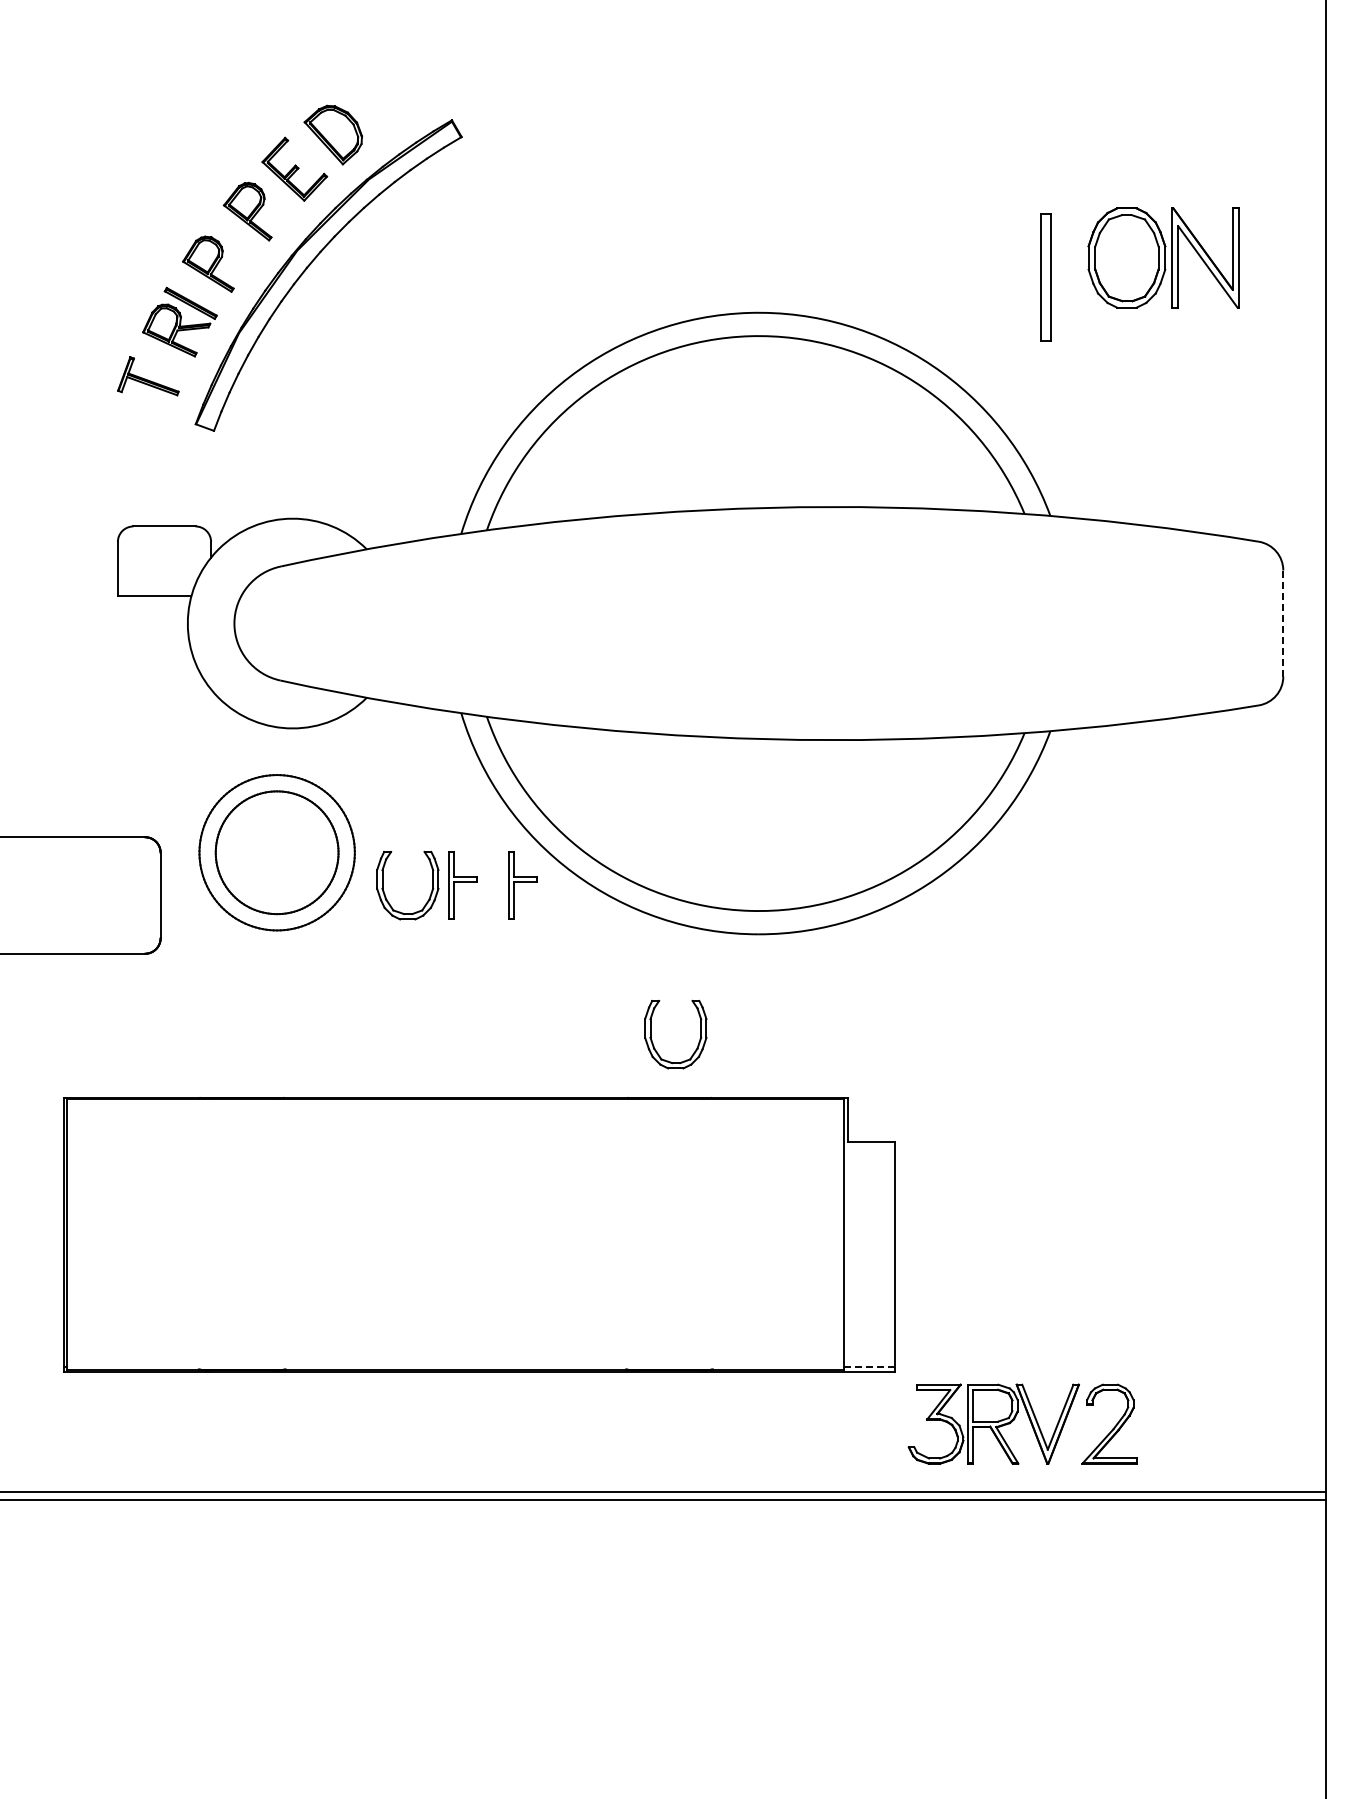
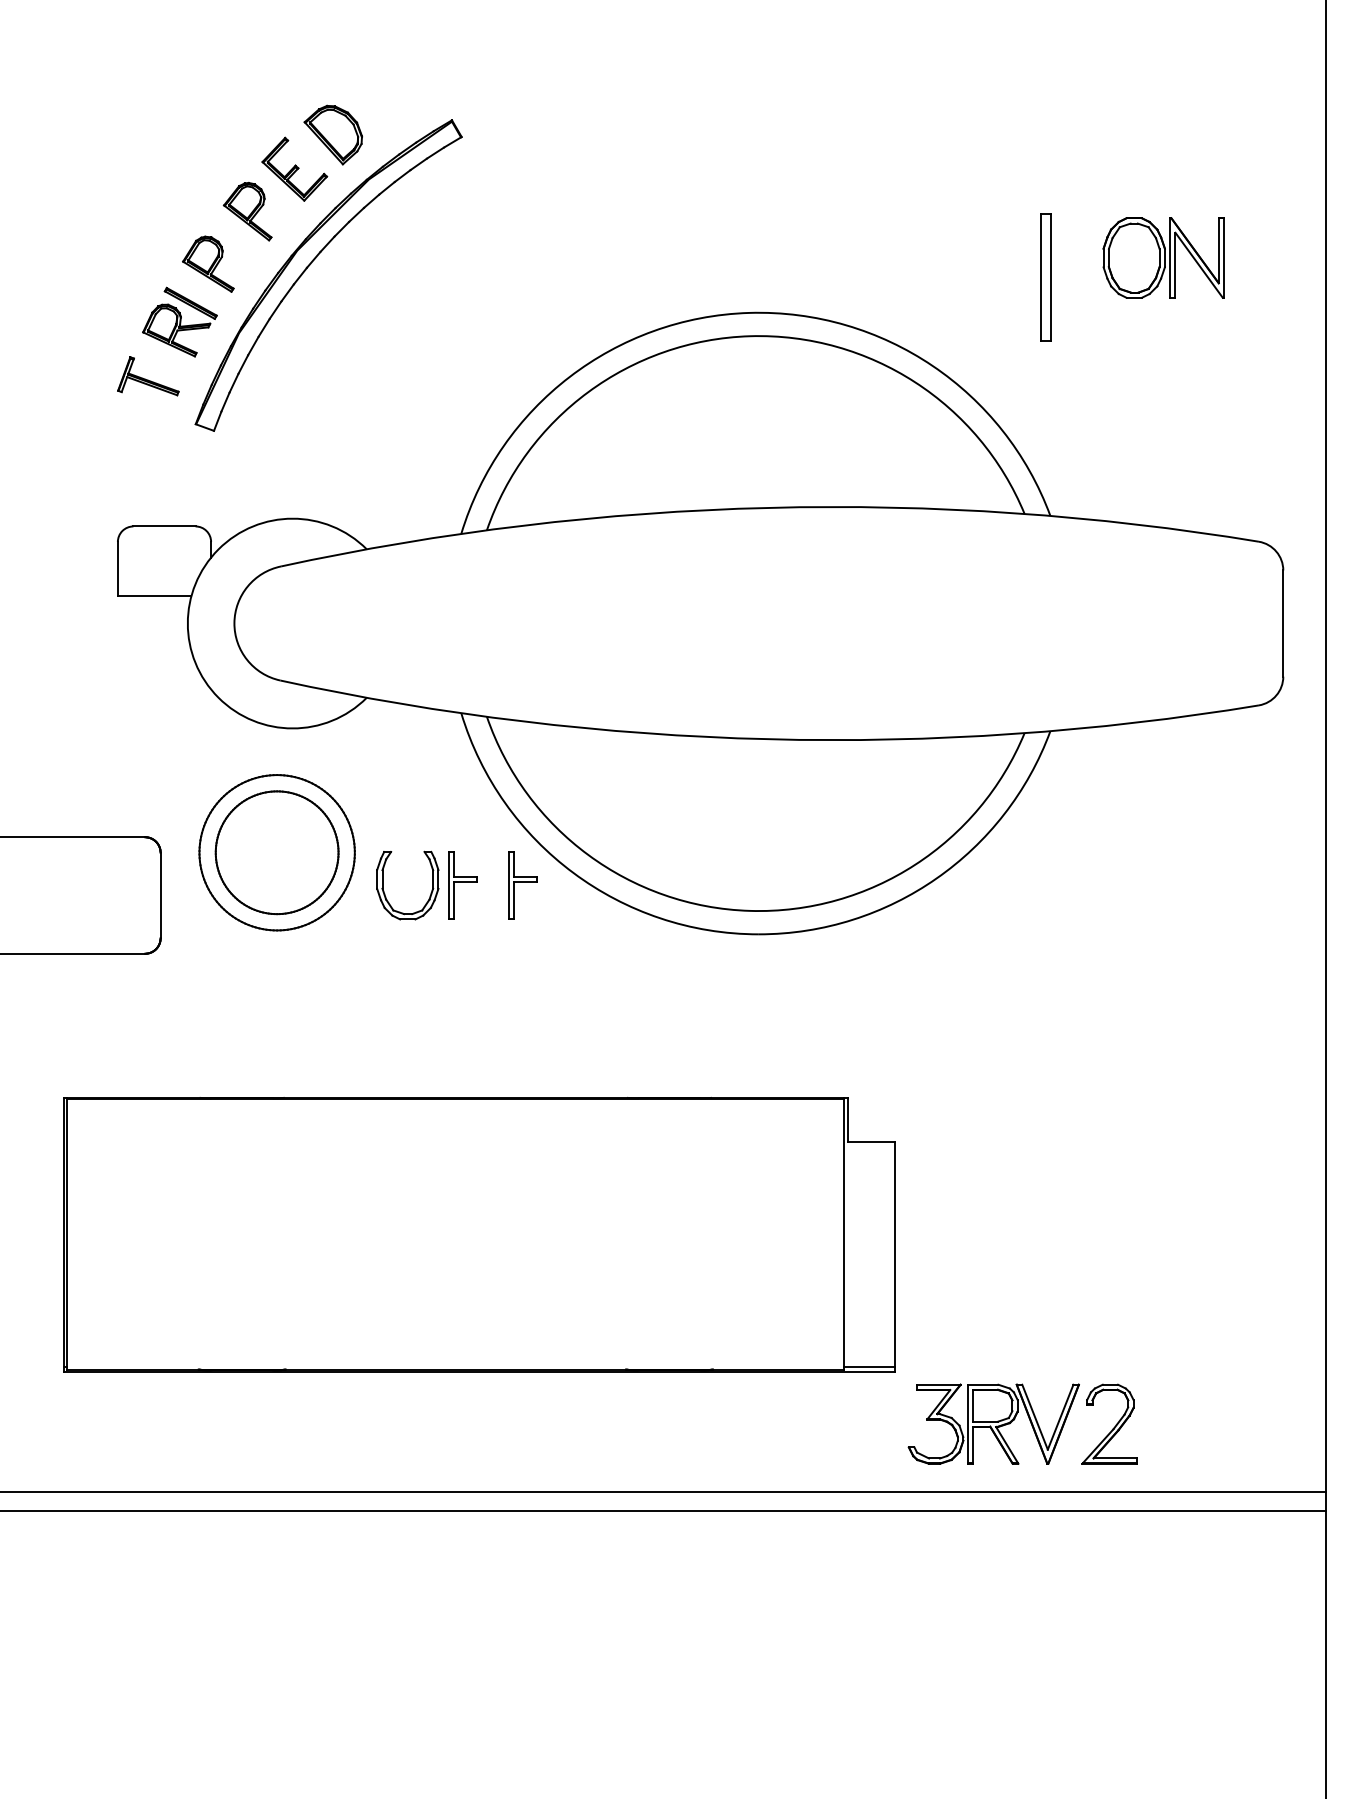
part size: 153x102 px -> 123x82 px (1163, 257)
line: dashed -> solid (1283, 623)
part: present -> none (653, 1042)
line: dashed -> solid (870, 1367)
line position: (664, 1500) -> (664, 1511) (664, 1511)
